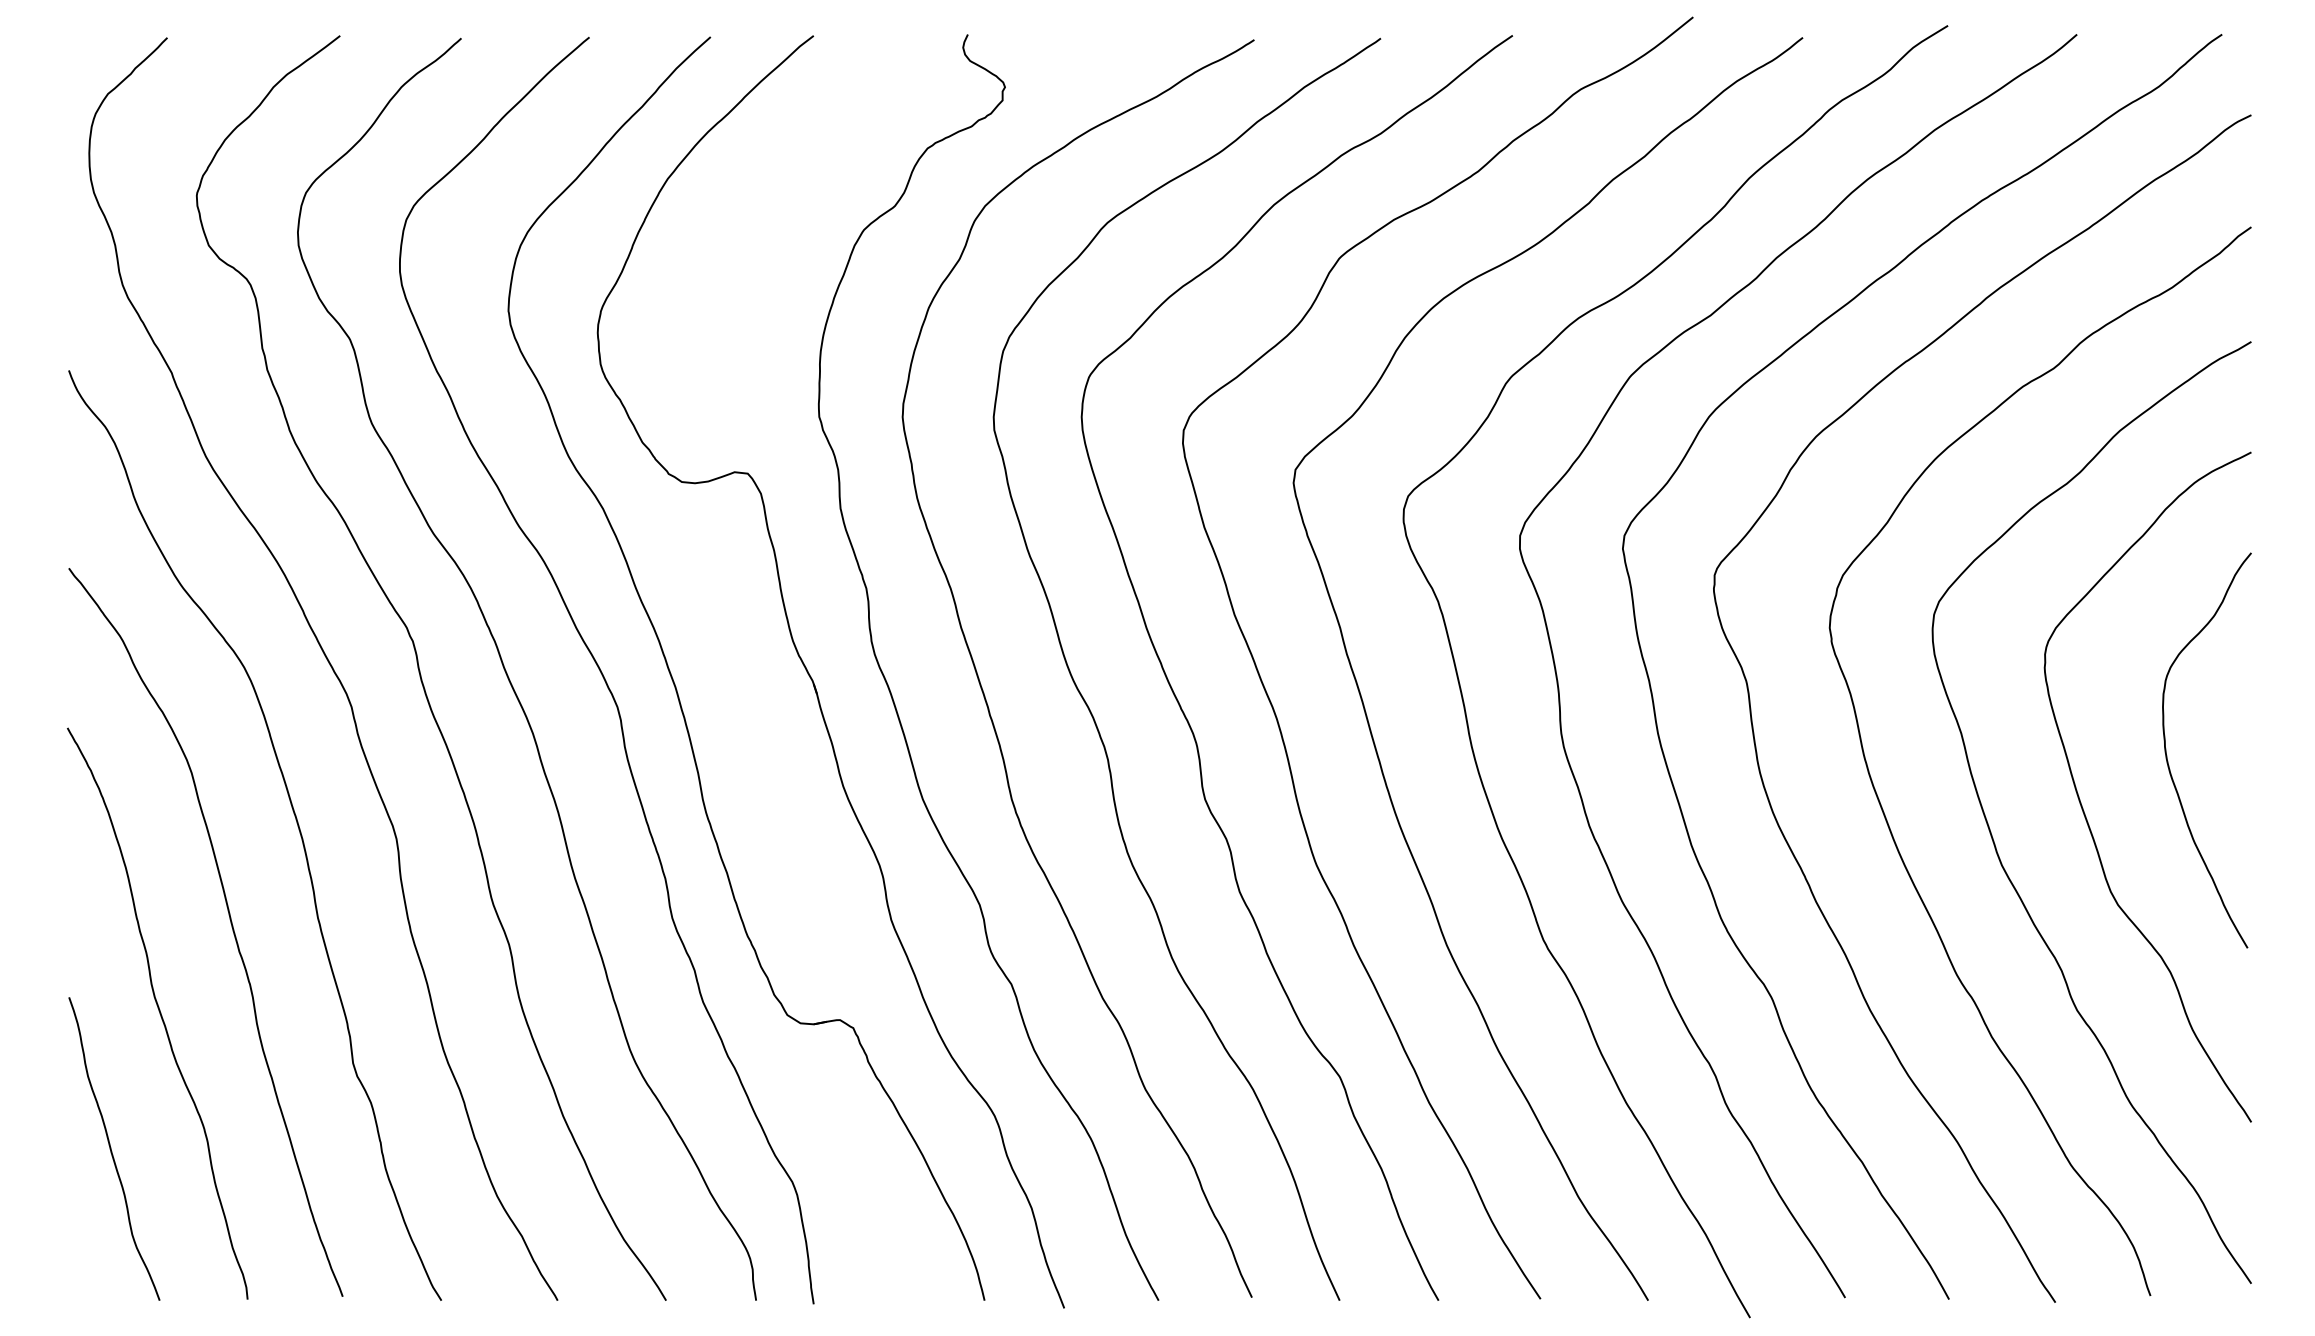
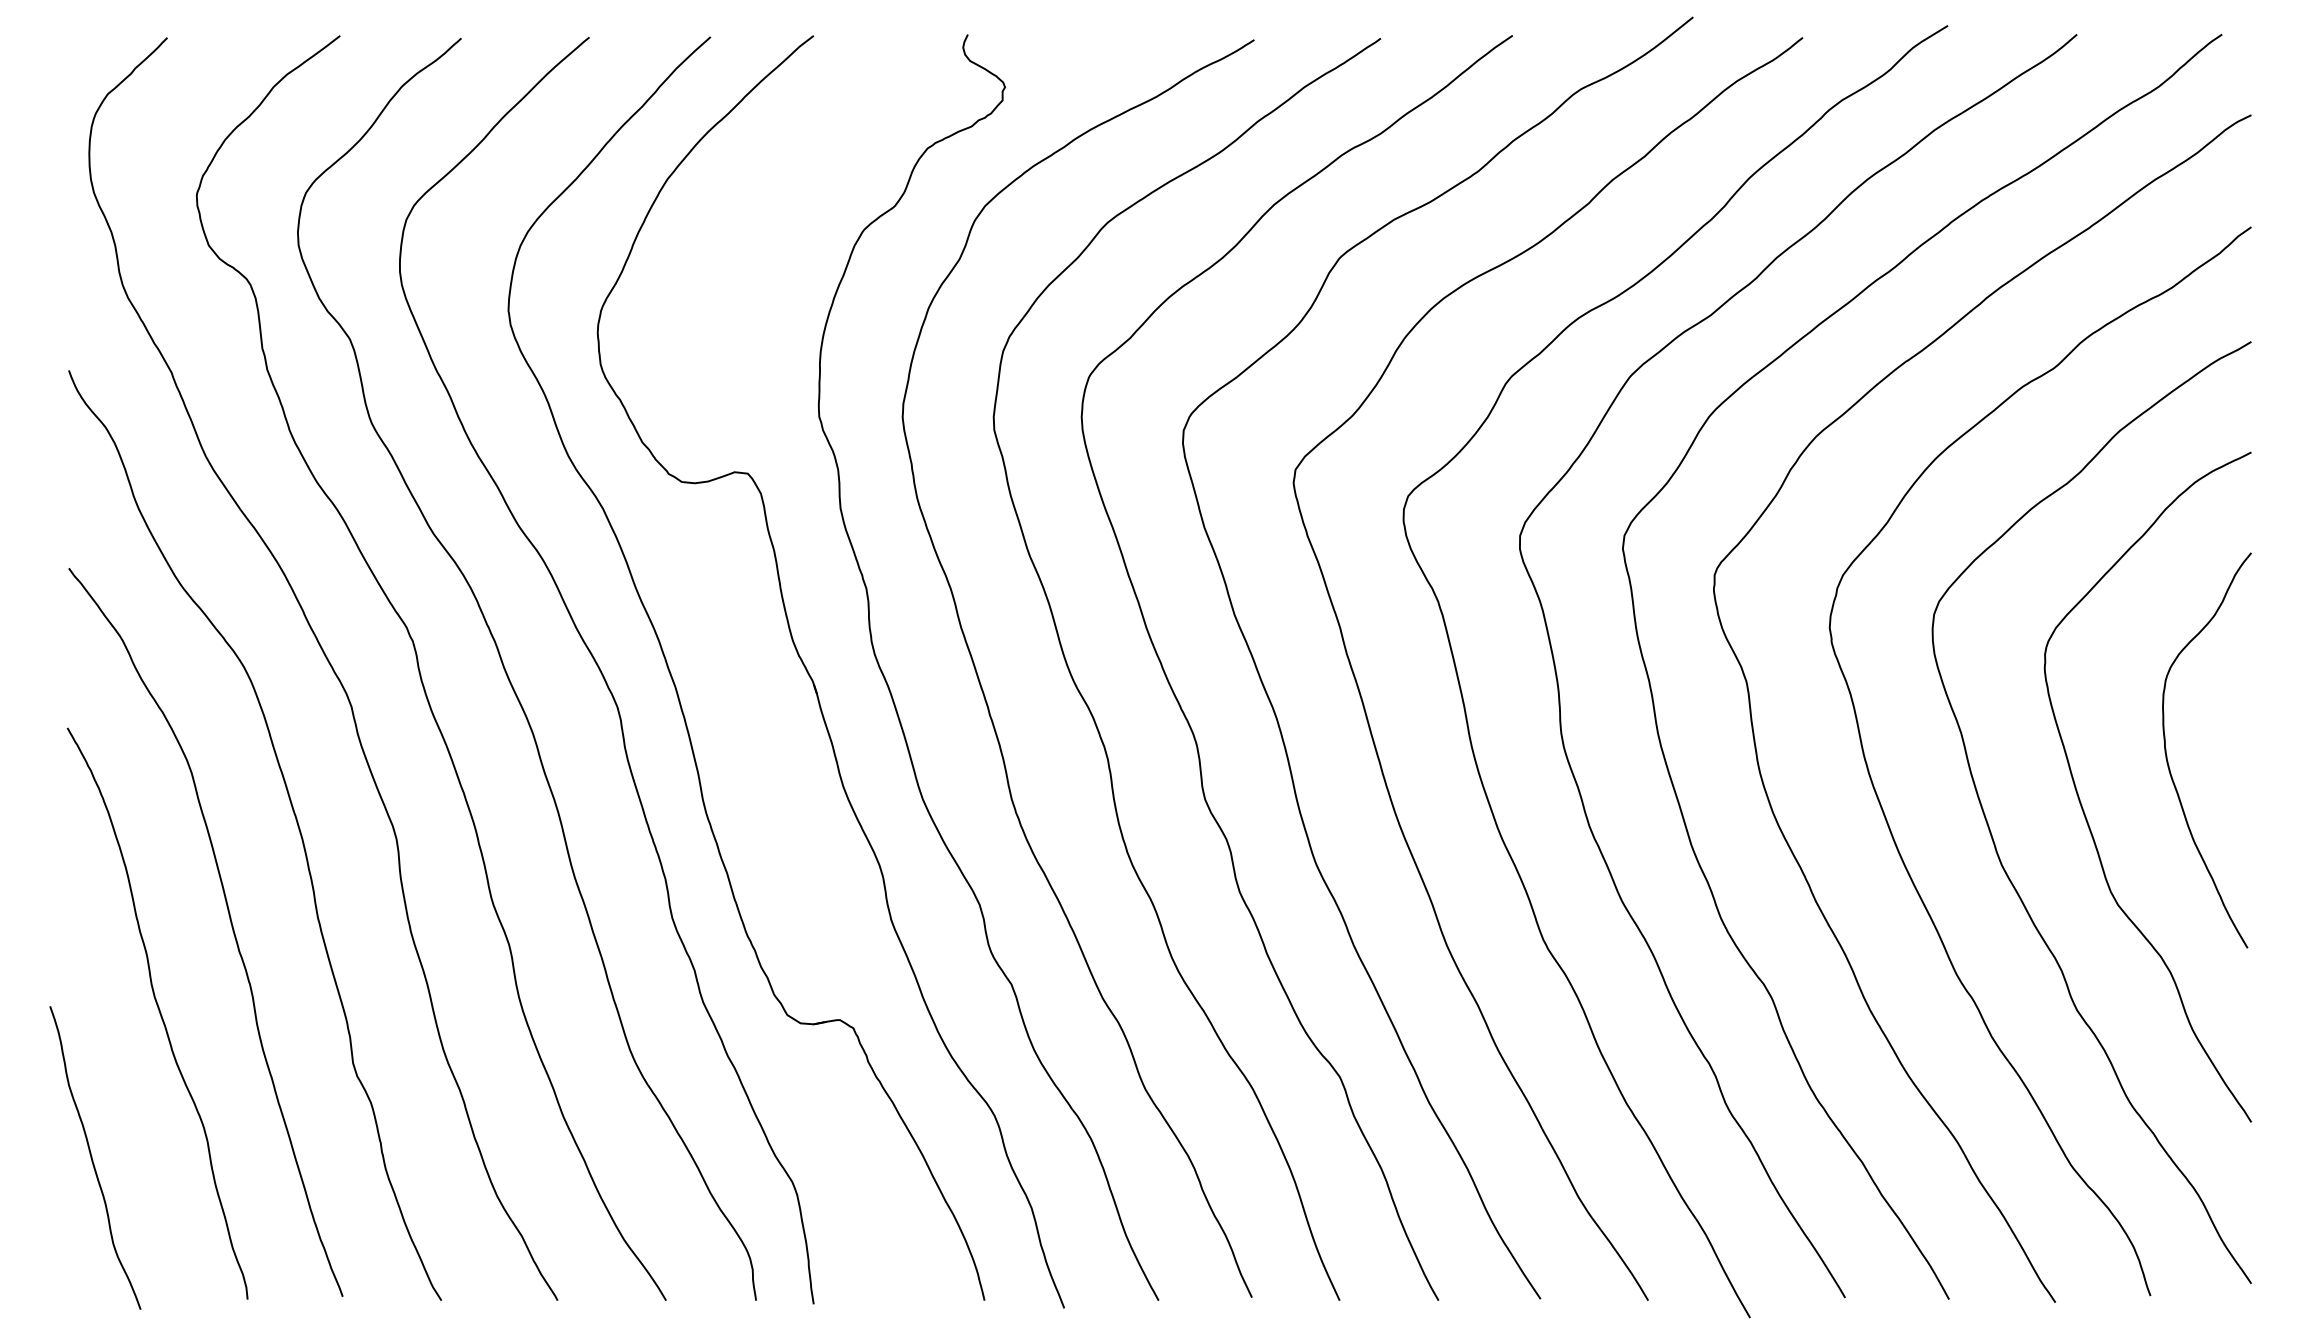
curve position: (111, 1148) -> (92, 1157) (92, 1157)
